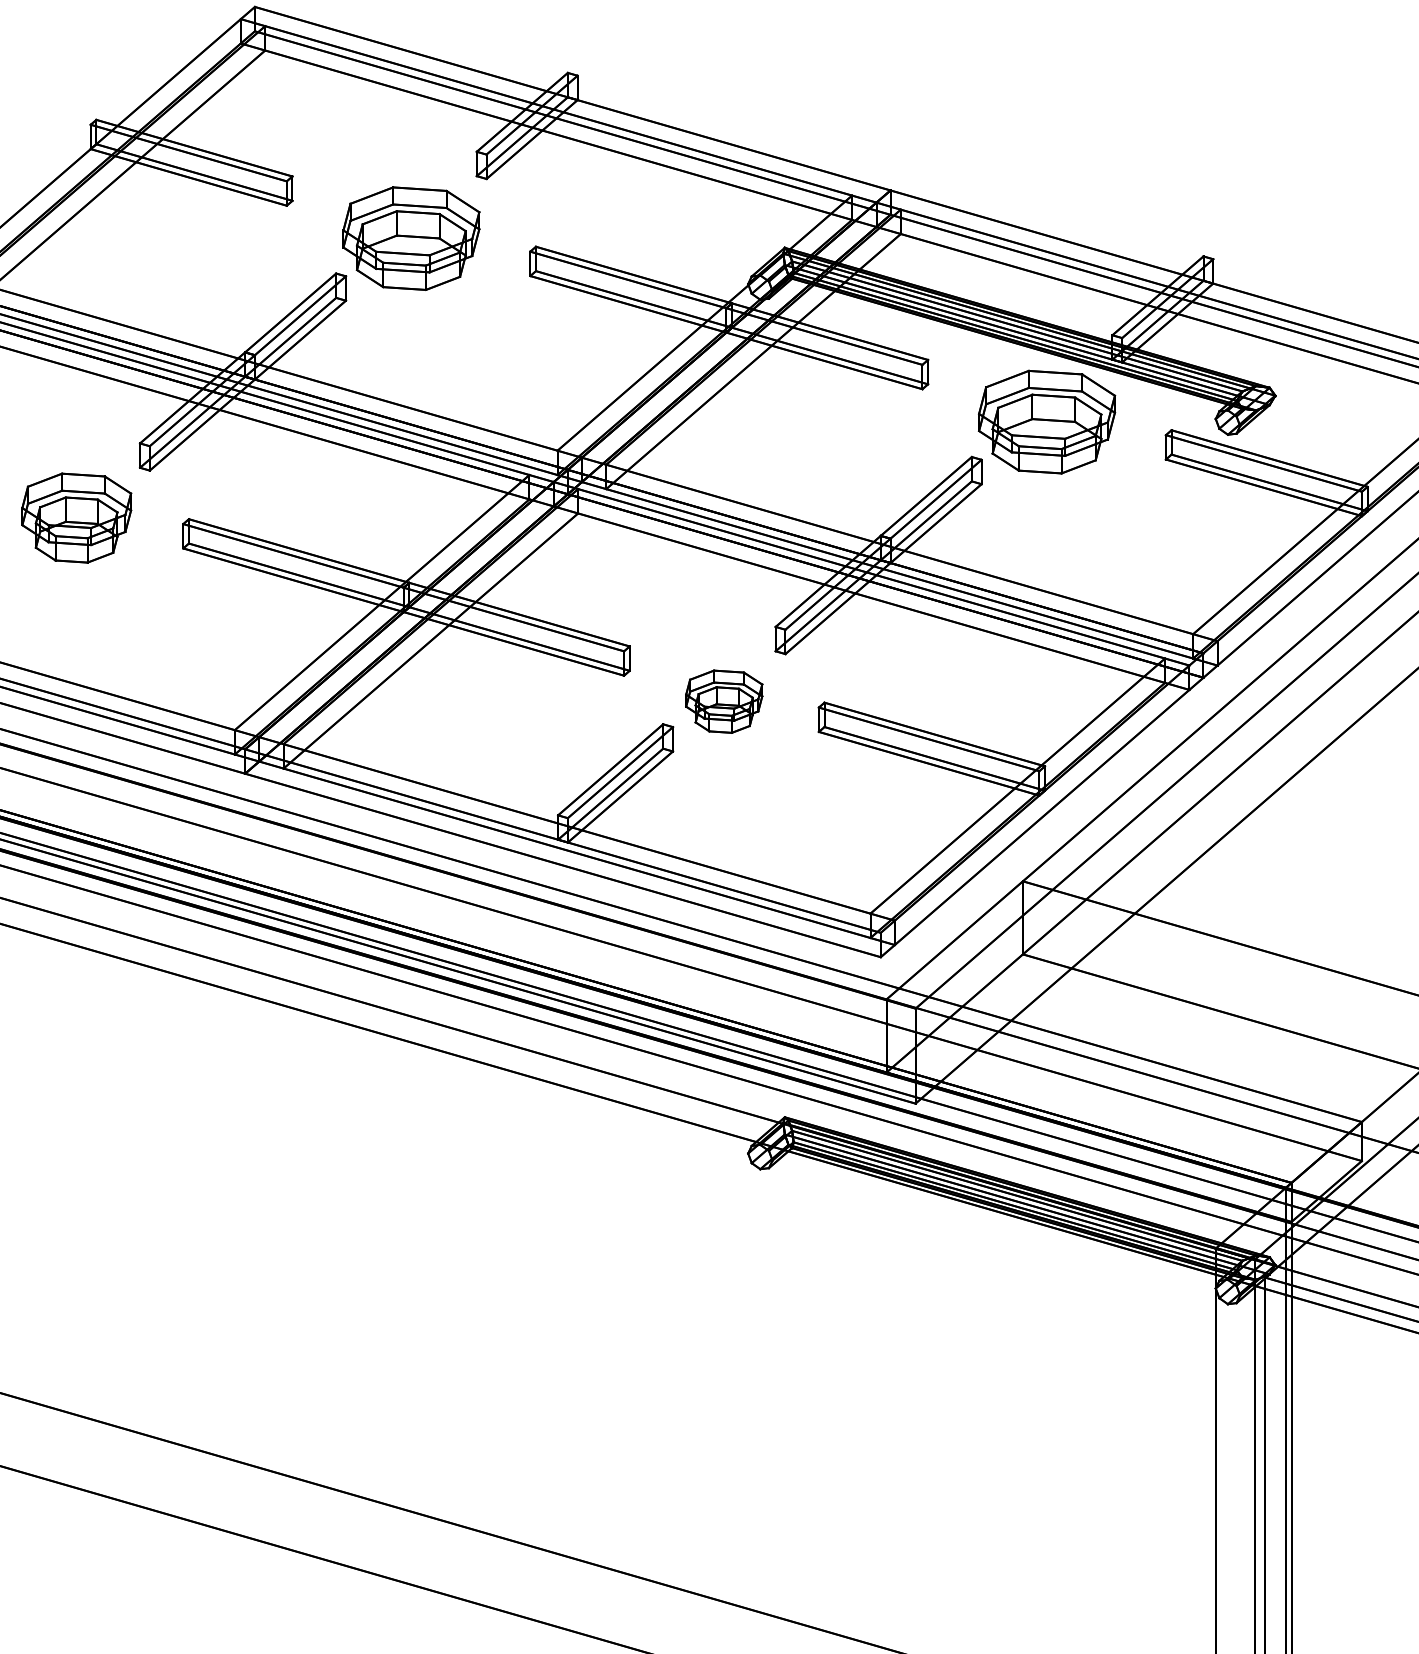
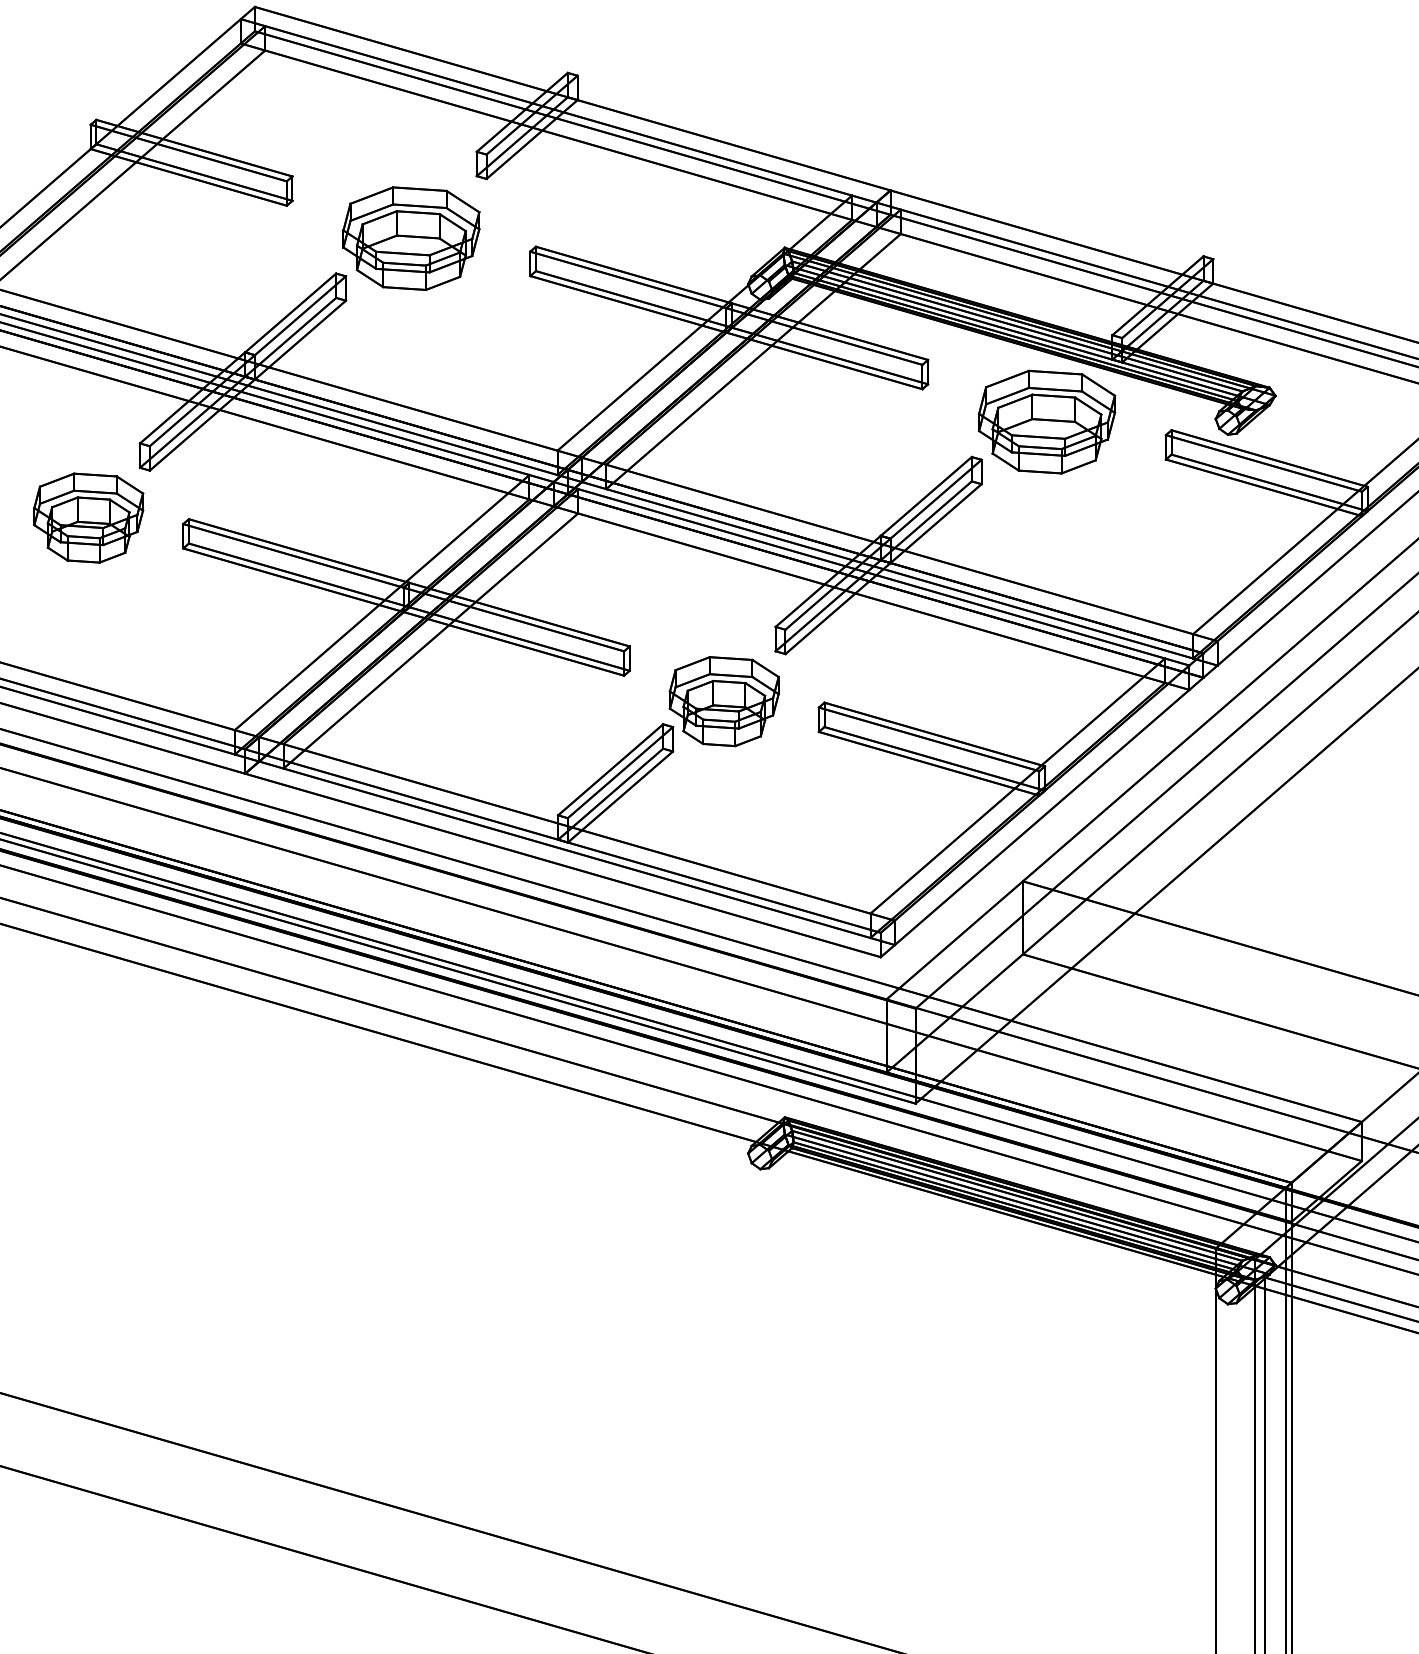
part position: (76, 517) -> (88, 517) (88, 517)
part size: 79x65 px -> 112x92 px (723, 701)
